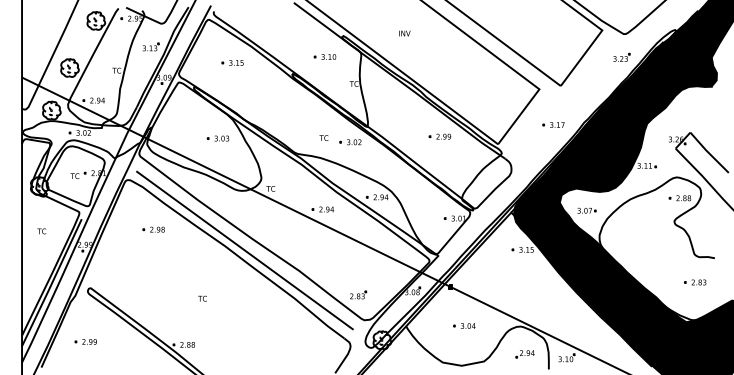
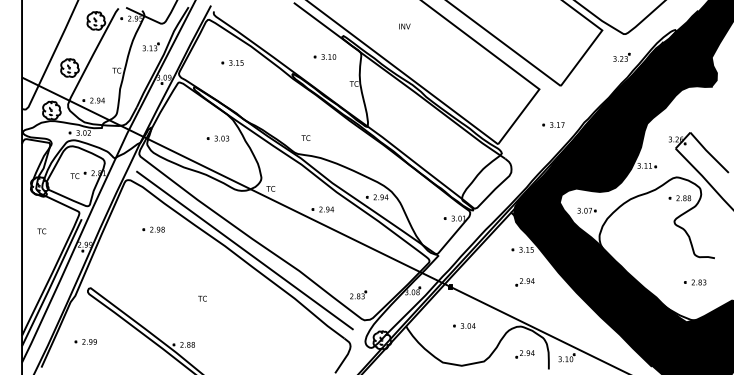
text position: (404, 33) -> (404, 26) (404, 26)
part: present -> none (439, 136)
text position: (323, 137) -> (305, 137) (305, 137)
part: present -> none (350, 142)
part: none -> present (524, 282)
